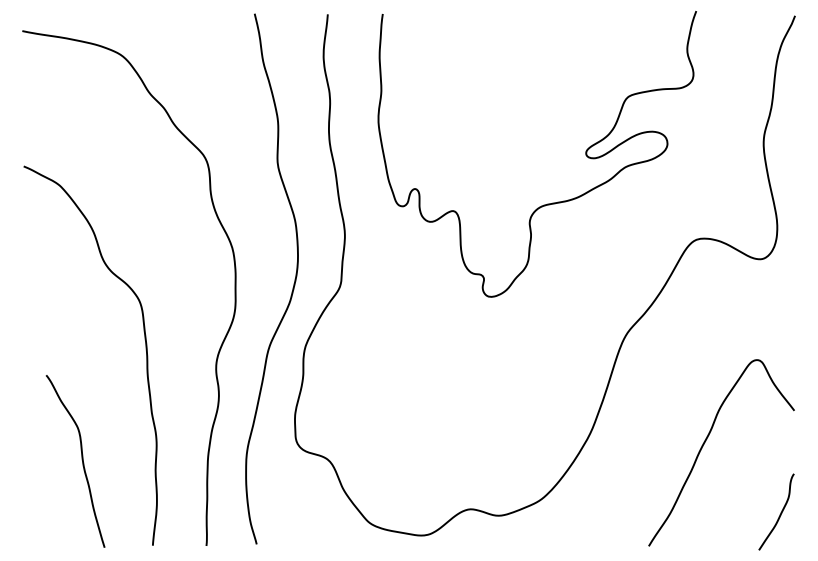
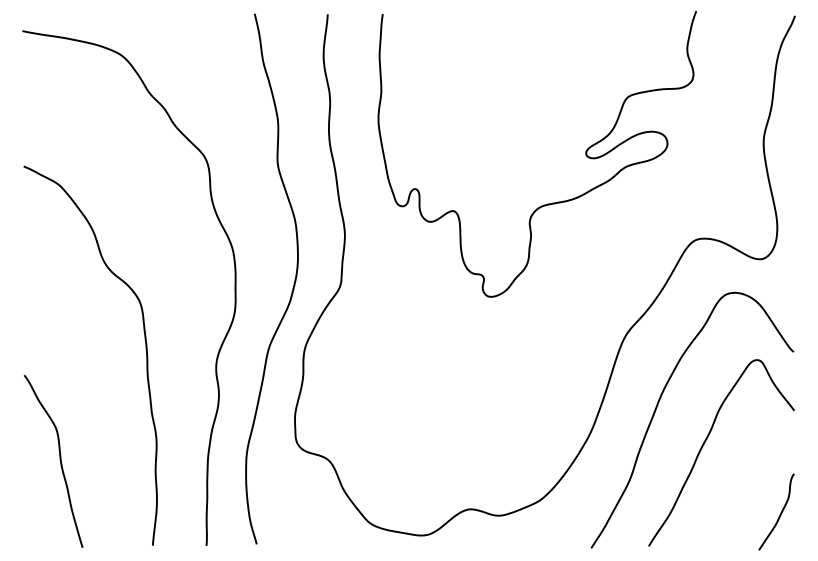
curve: none -> present (658, 405)
curve position: (81, 459) -> (59, 459) (59, 459)
